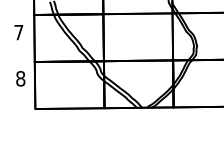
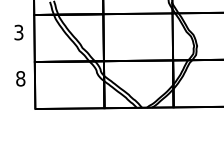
text: 7 -> 3 (18, 32)
